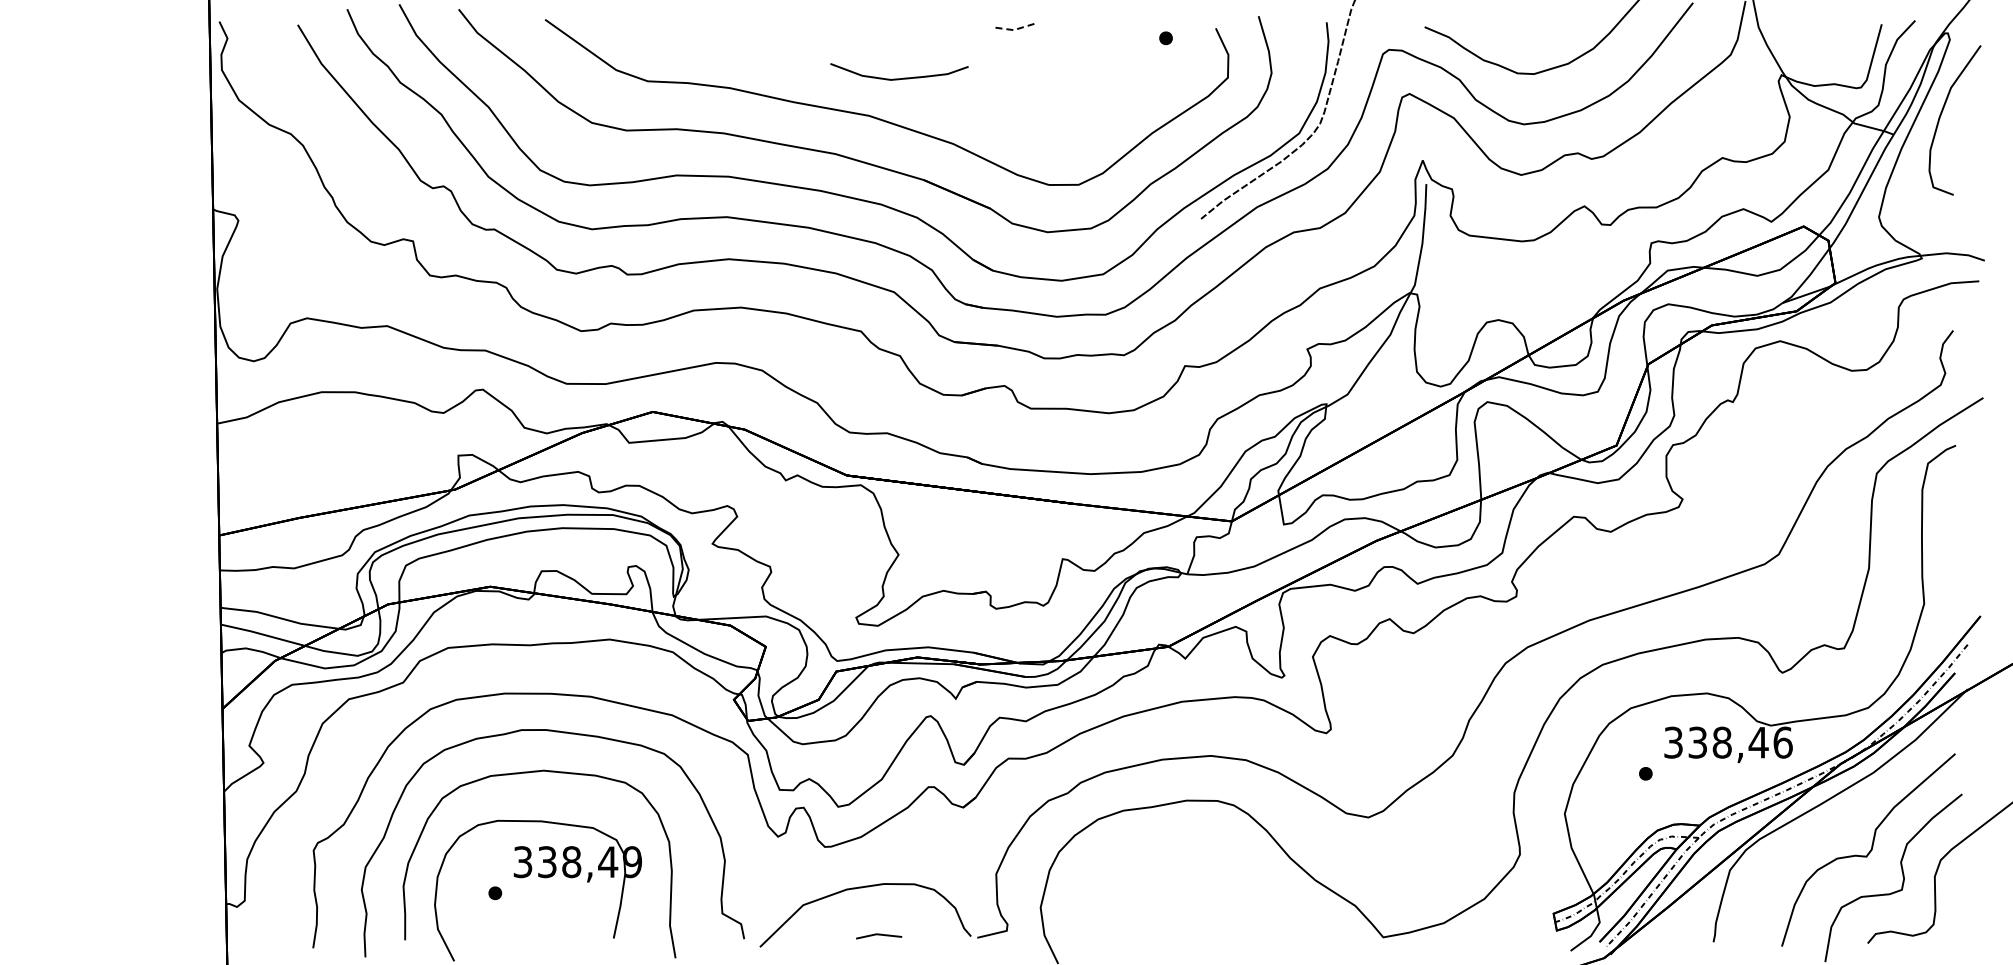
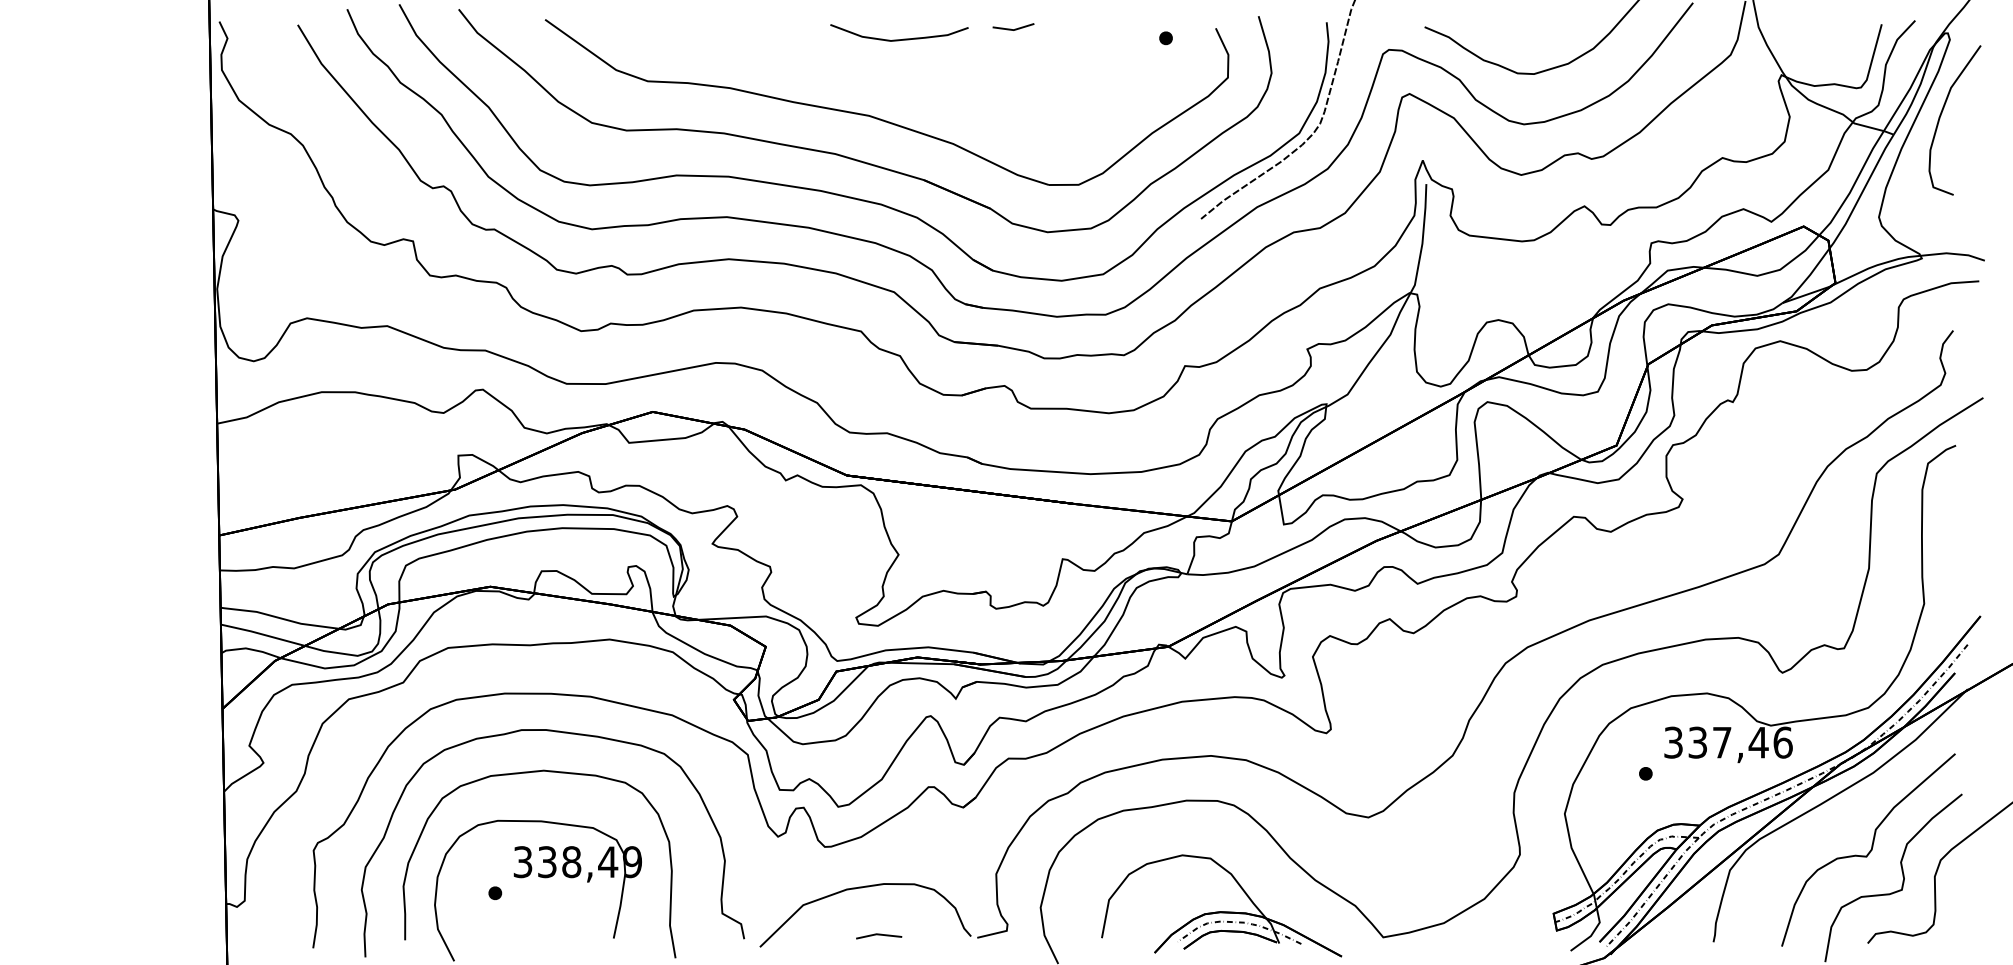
line: dashed -> solid (1013, 30)
curve position: (899, 78) -> (899, 39) (899, 39)
text: 338,46 -> 337,46 (1721, 742)
part: none -> present (1221, 905)
